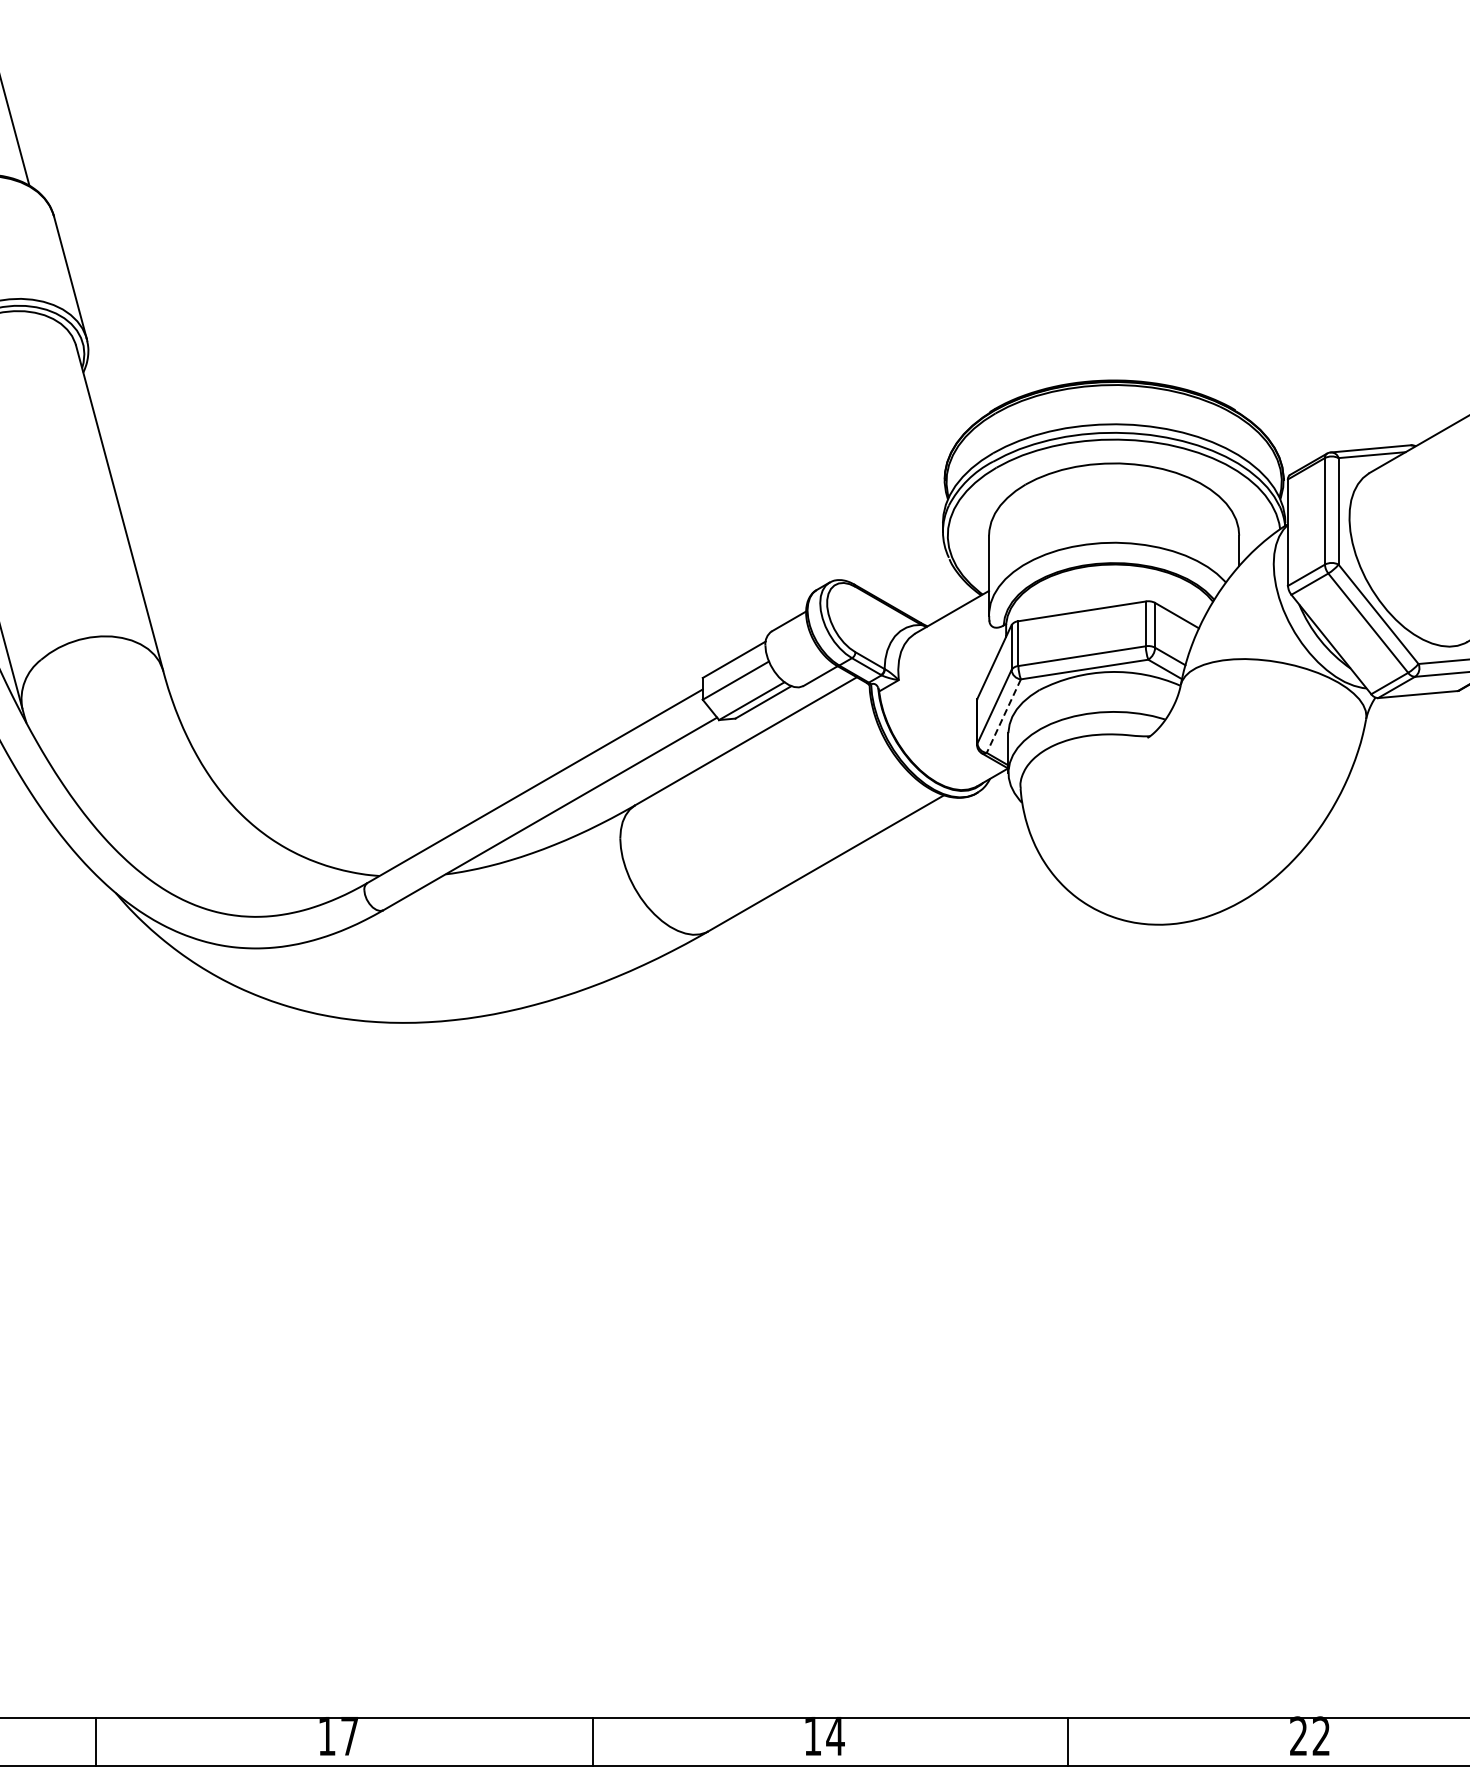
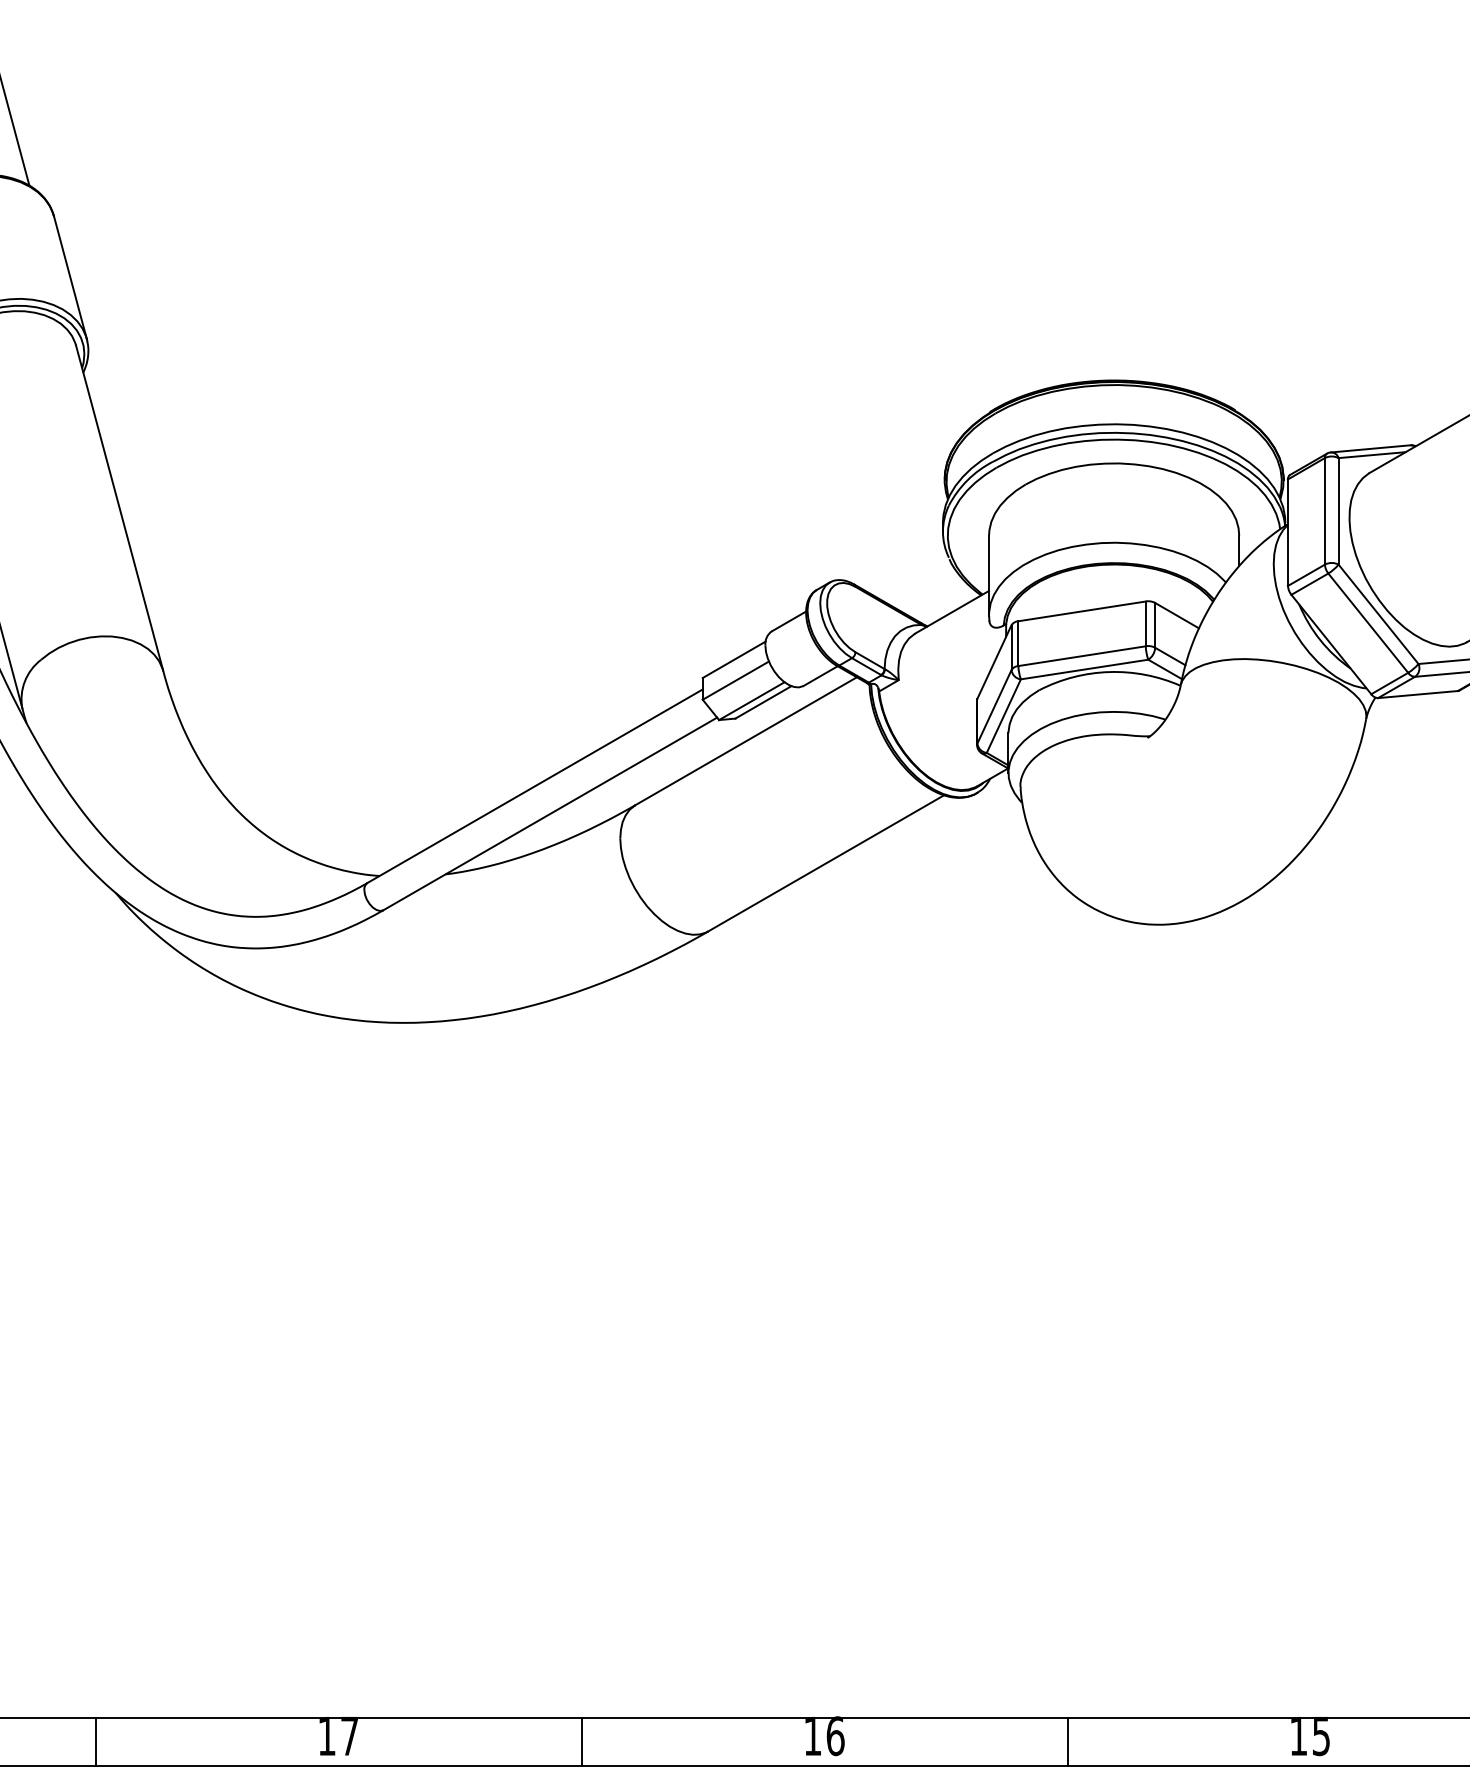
line: dashed -> solid (1003, 716)
text: 14 -> 16 (835, 1736)
text: 22 -> 15 (1309, 1736)
line position: (593, 1741) -> (582, 1741) (582, 1741)
